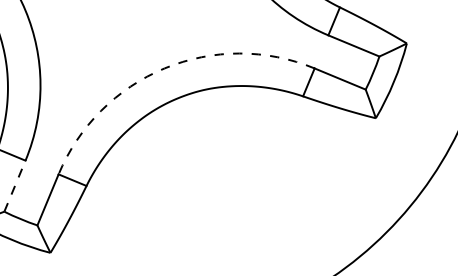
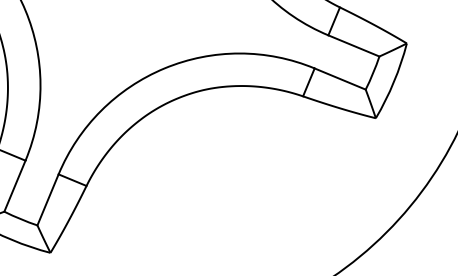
arc: dashed -> solid (164, 68)
line: dashed -> solid (14, 186)
